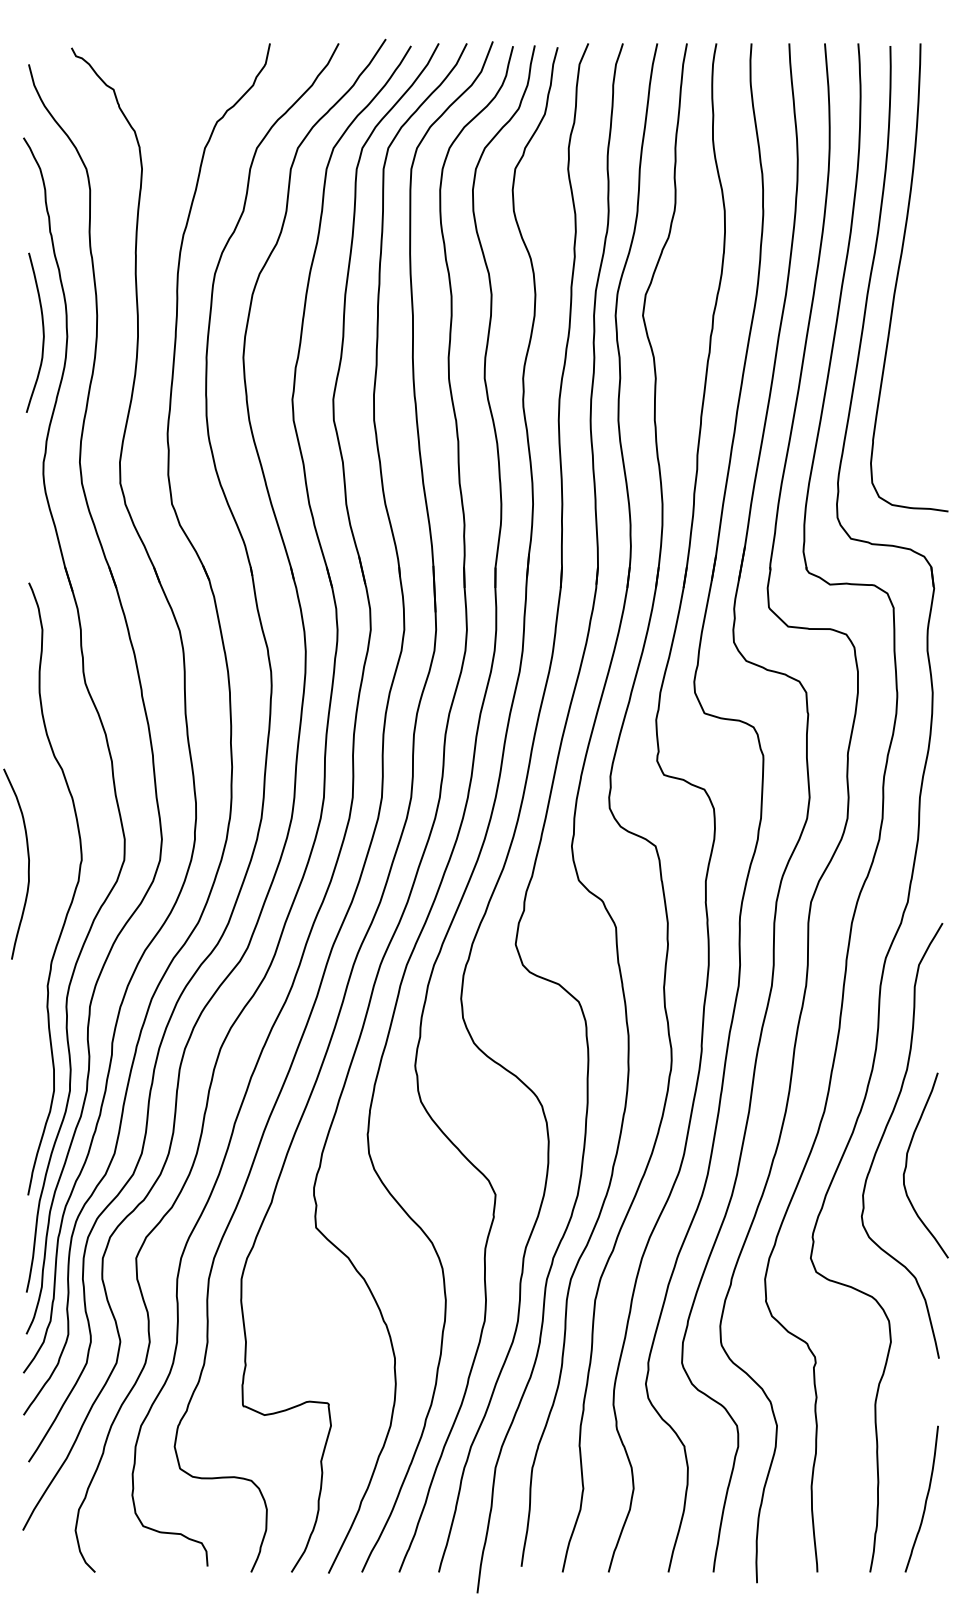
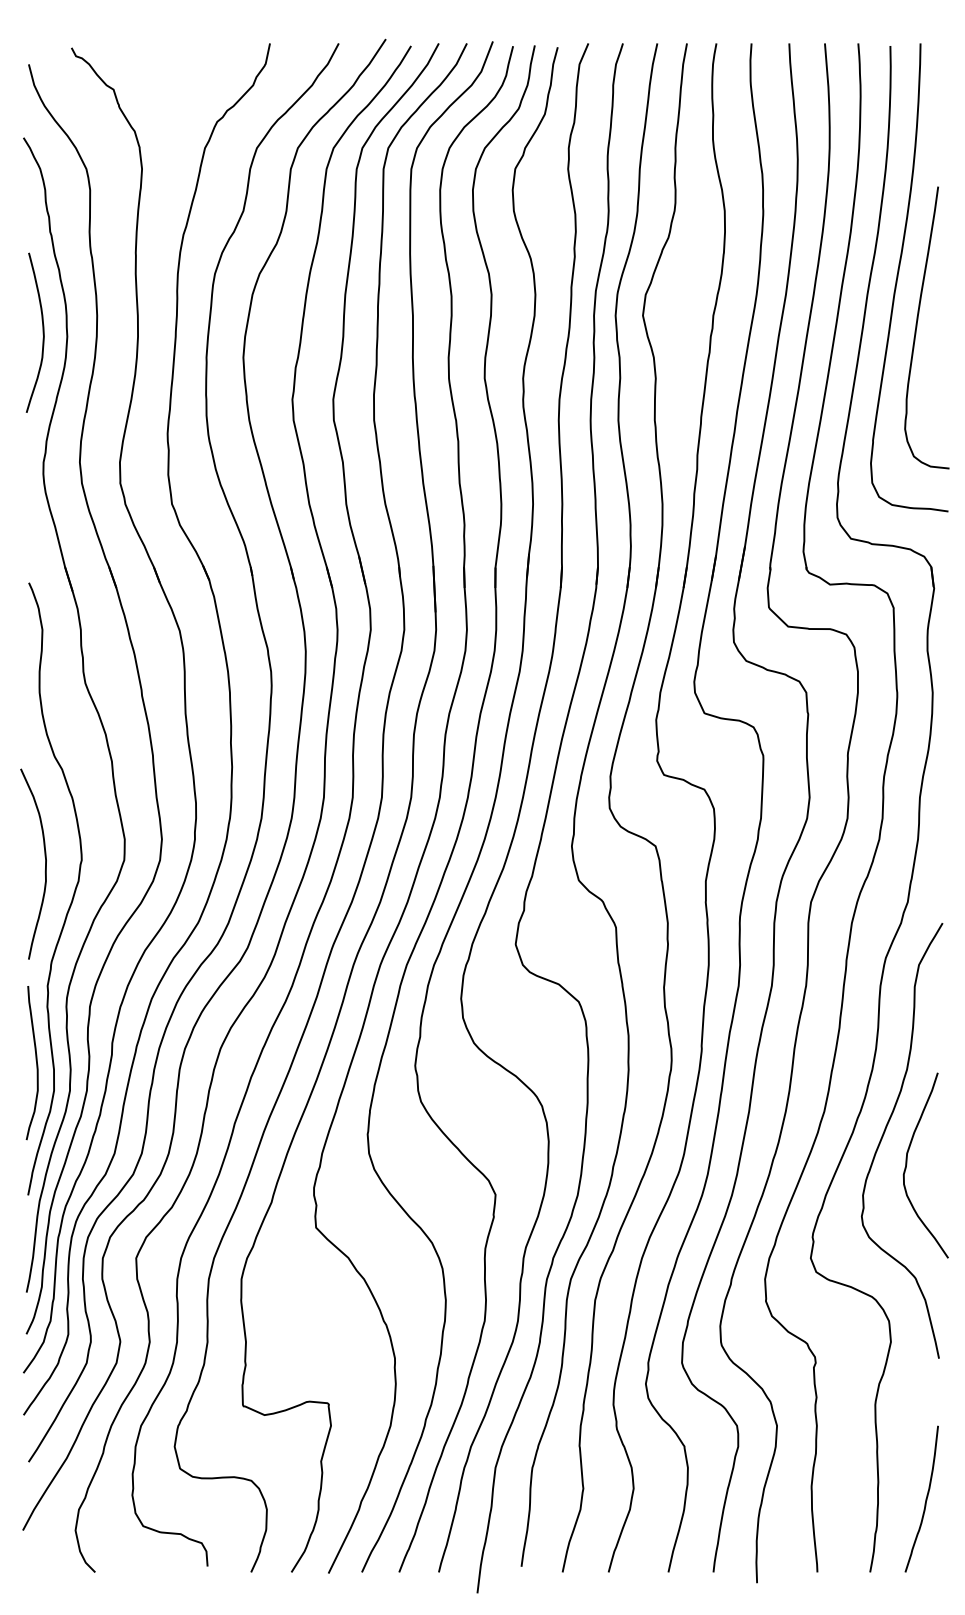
curve: none -> present (917, 327)
curve position: (28, 863) -> (45, 863) (45, 863)
curve: none -> present (35, 1060)
